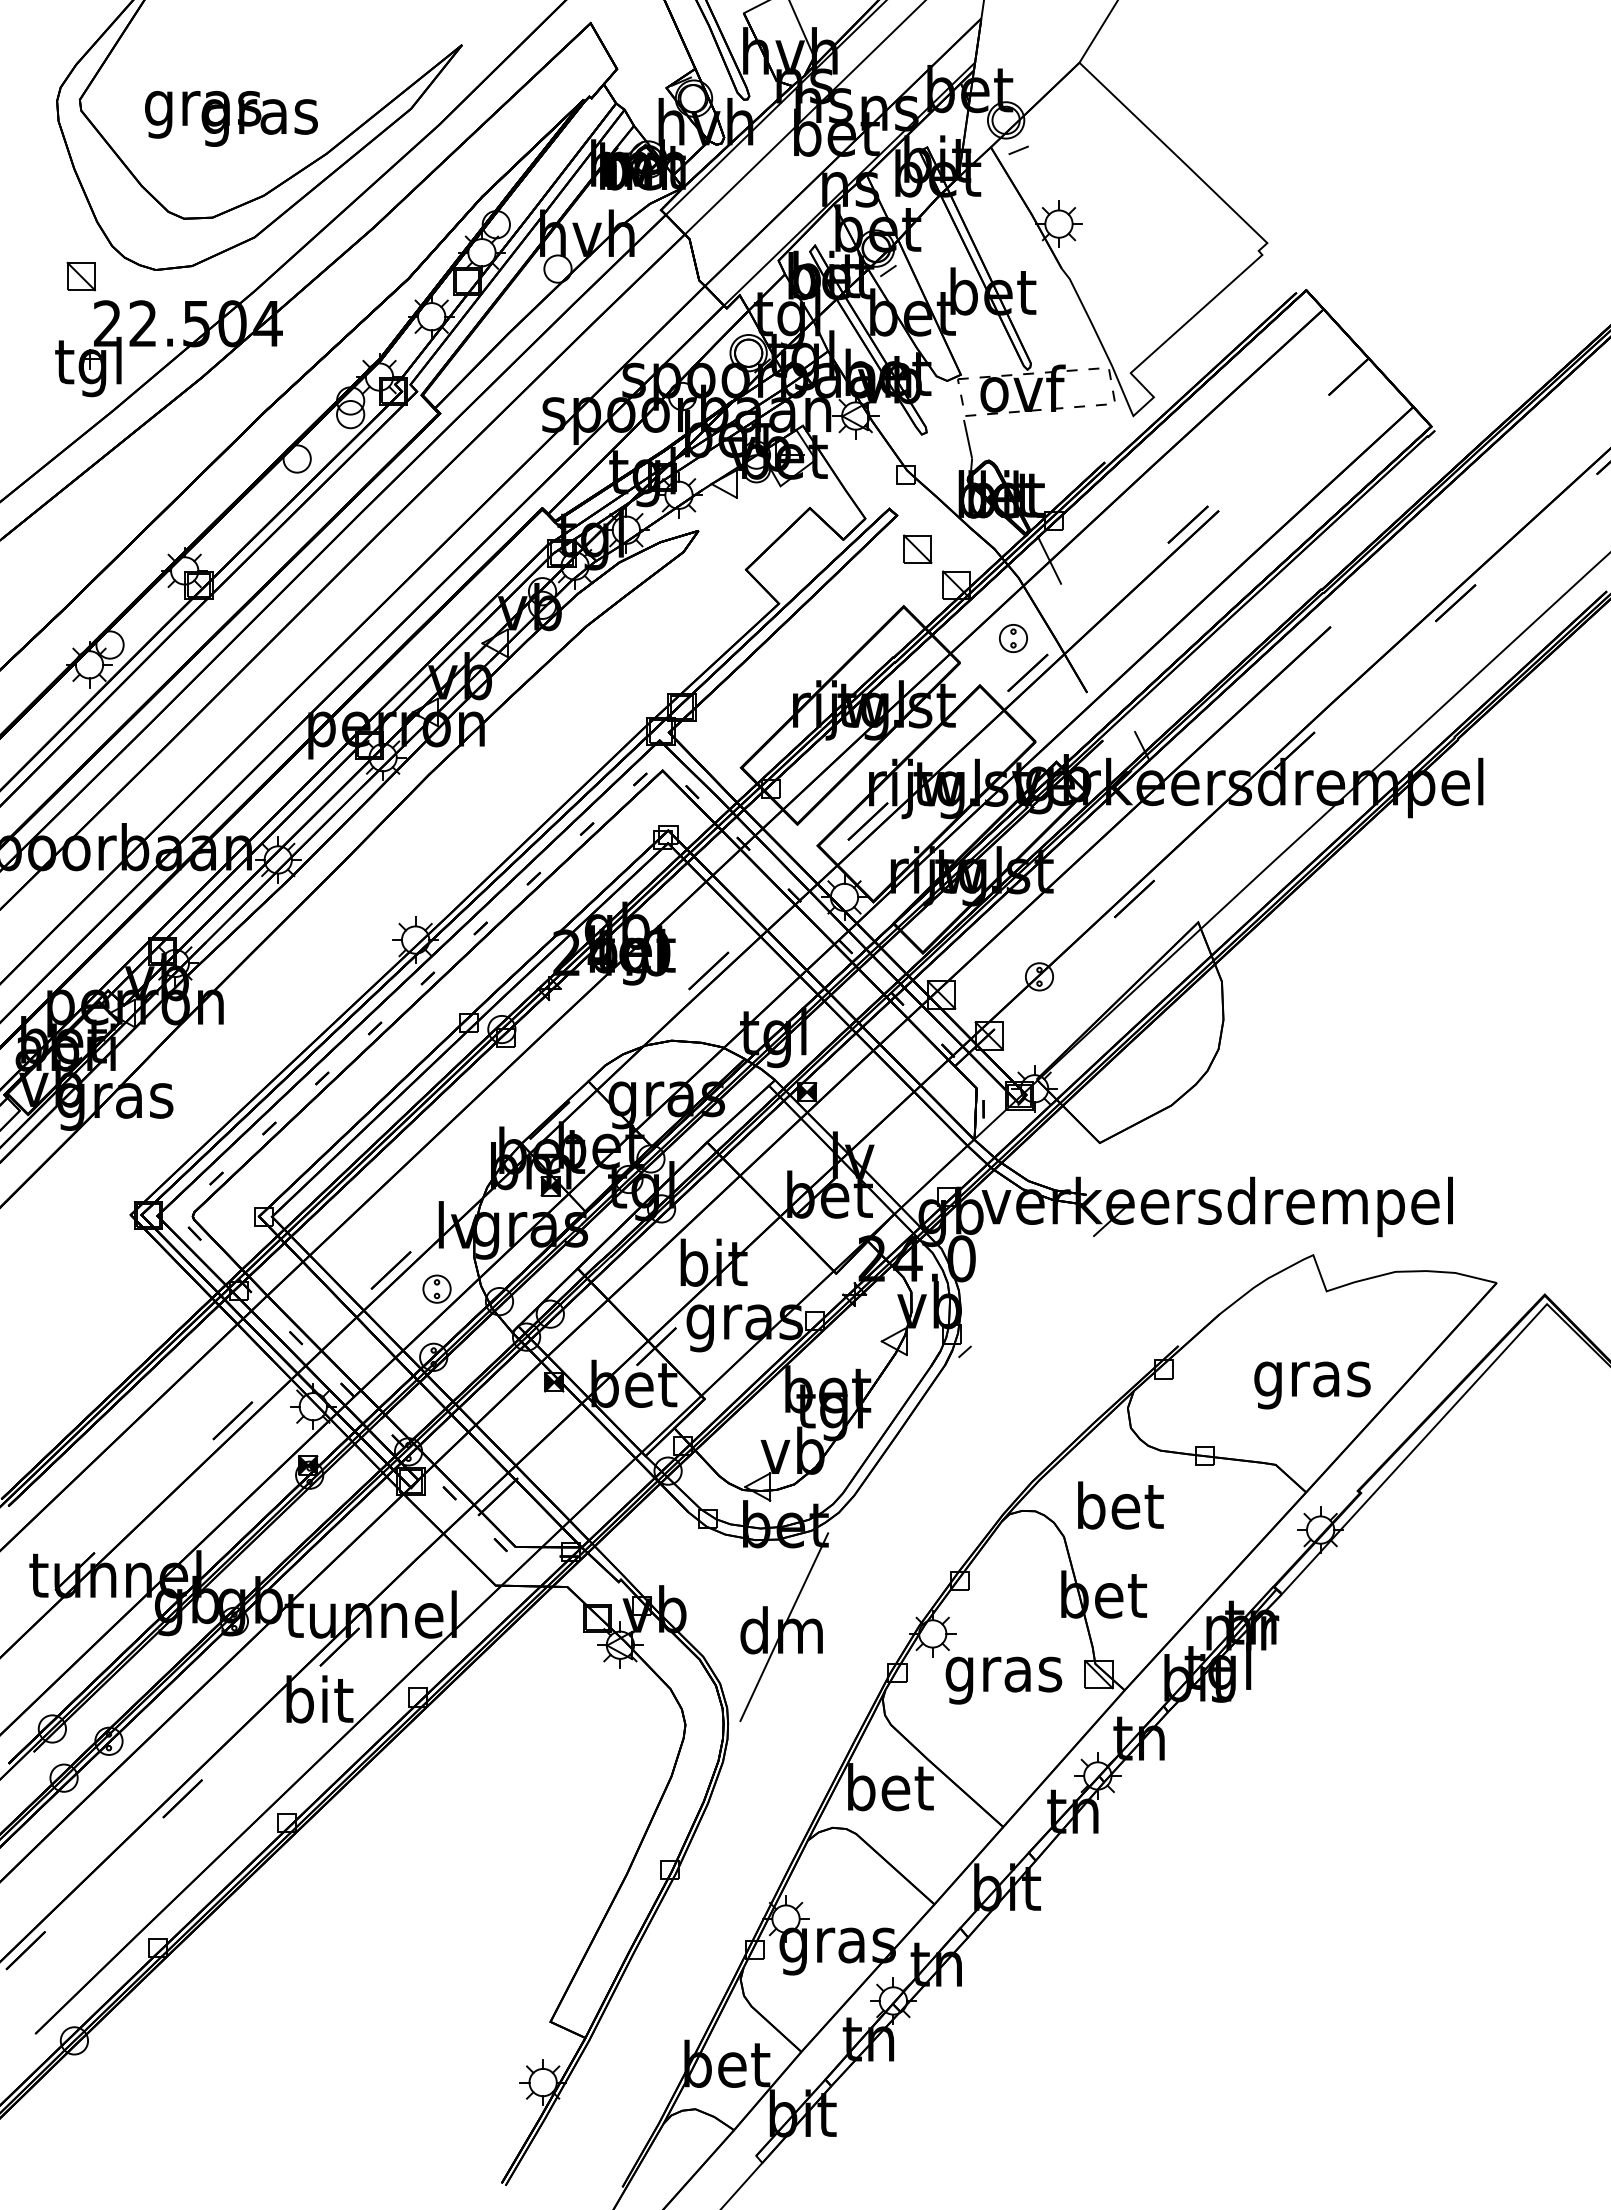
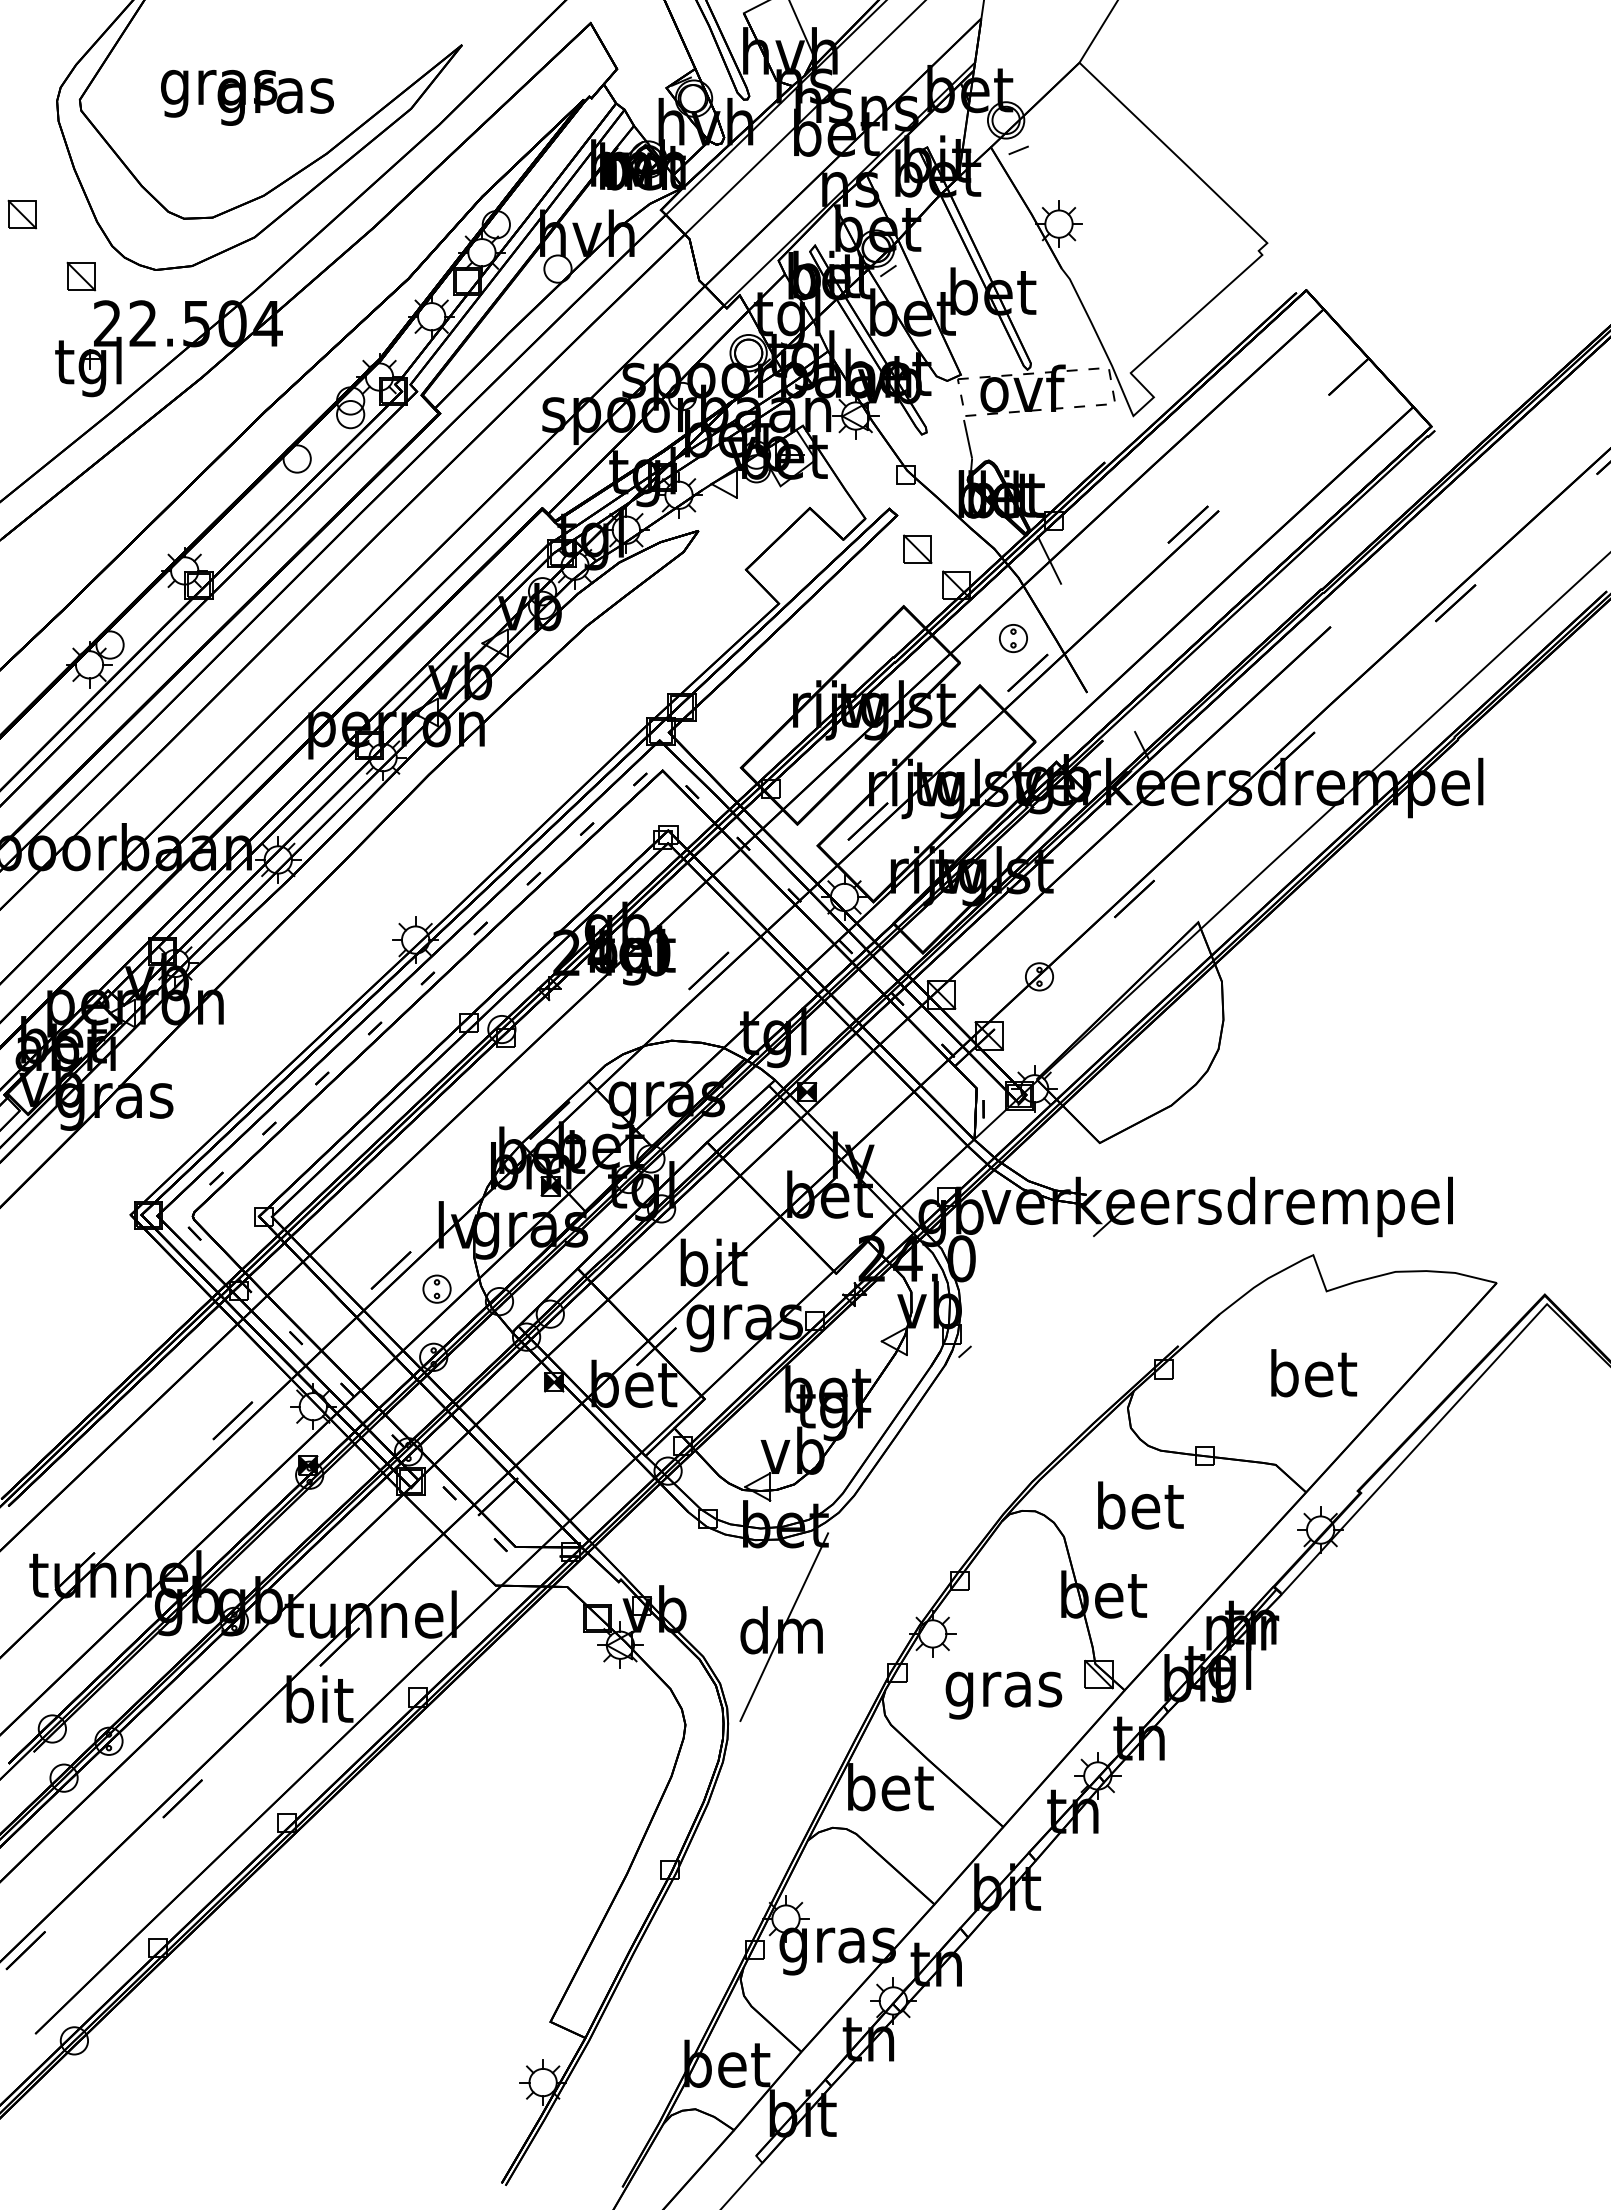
text position: (231, 118) -> (247, 97) (247, 97)
part: none -> present (22, 214)
text: gras -> bet (1312, 1379)
text position: (1120, 1505) -> (1140, 1505) (1140, 1505)
text position: (1003, 1680) -> (1003, 1695) (1003, 1695)
